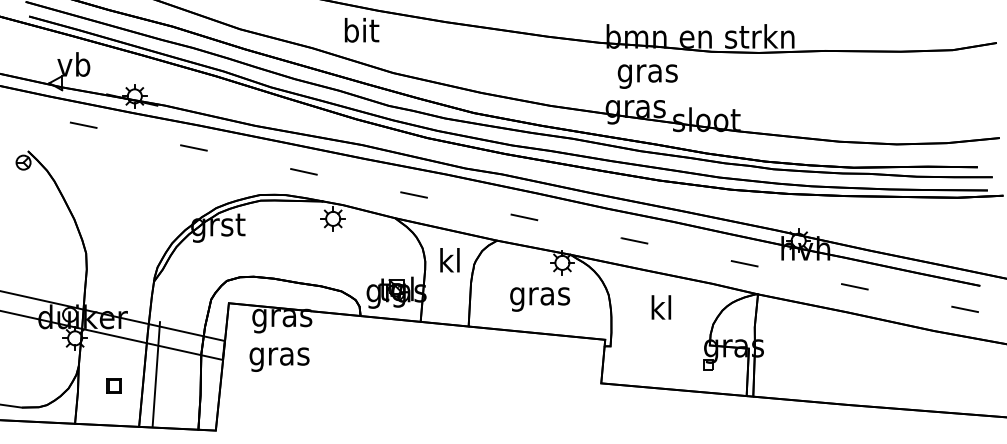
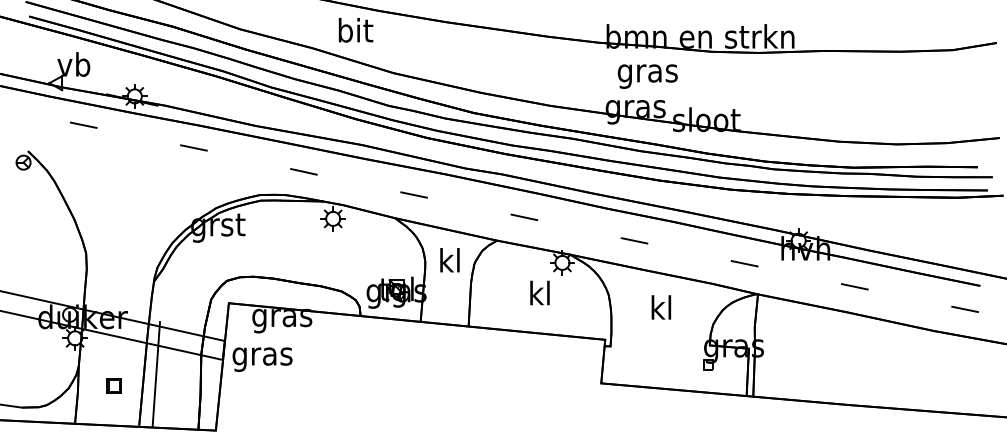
text position: (361, 30) -> (355, 30) (355, 30)
text: gras -> kl (540, 295)
text position: (279, 359) -> (262, 359) (262, 359)
